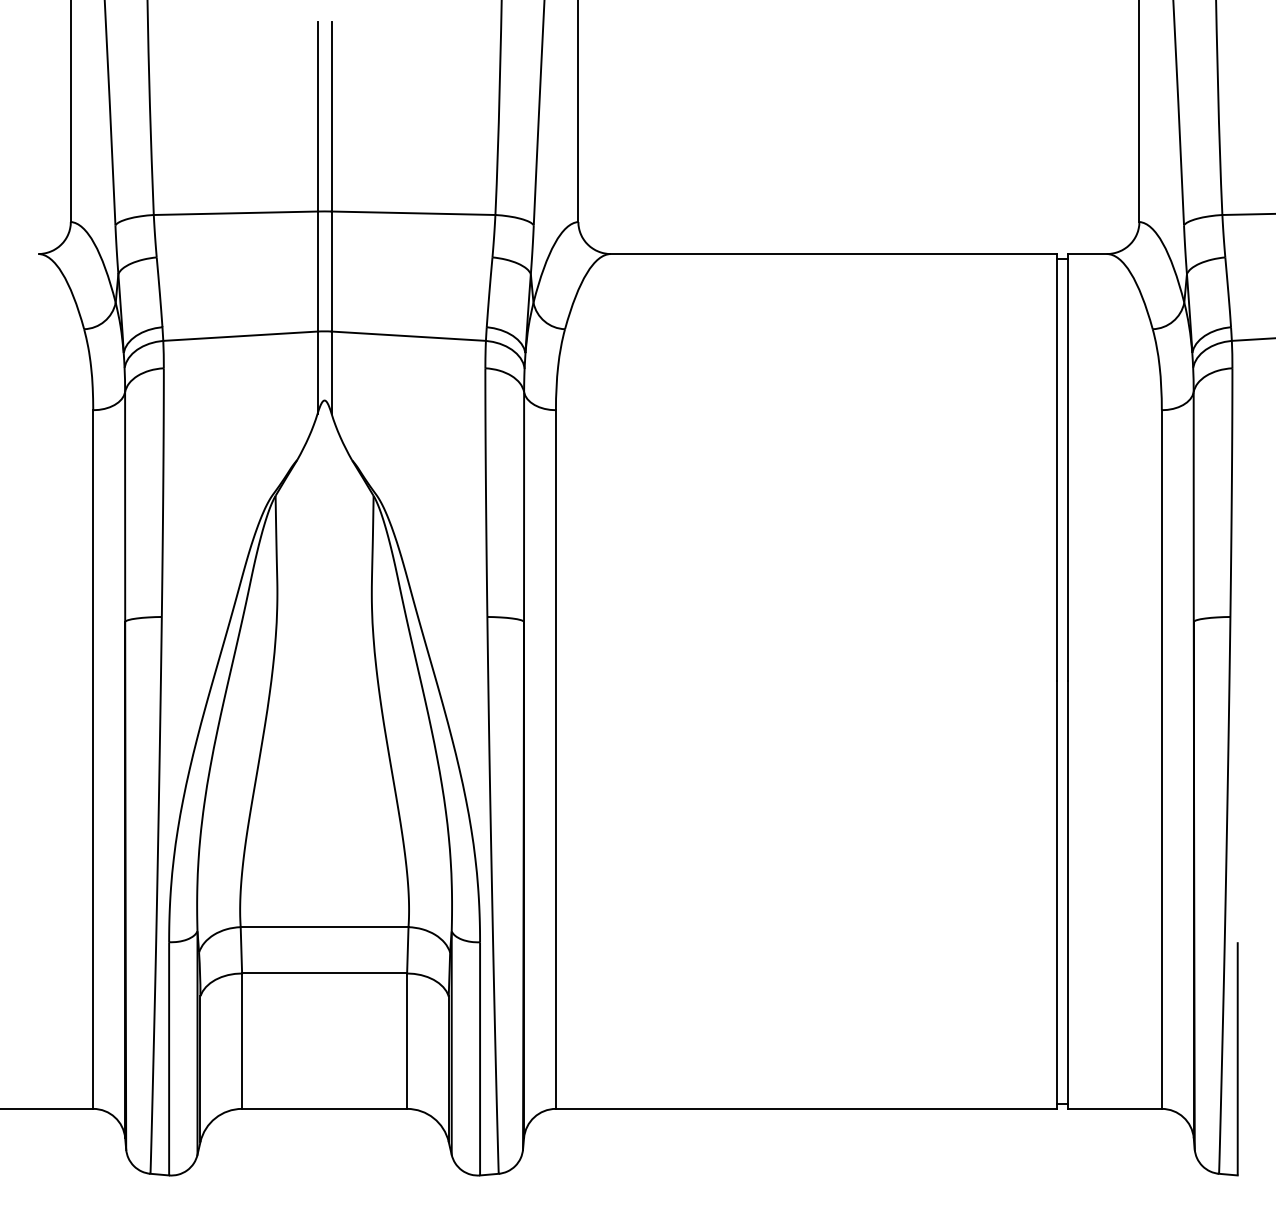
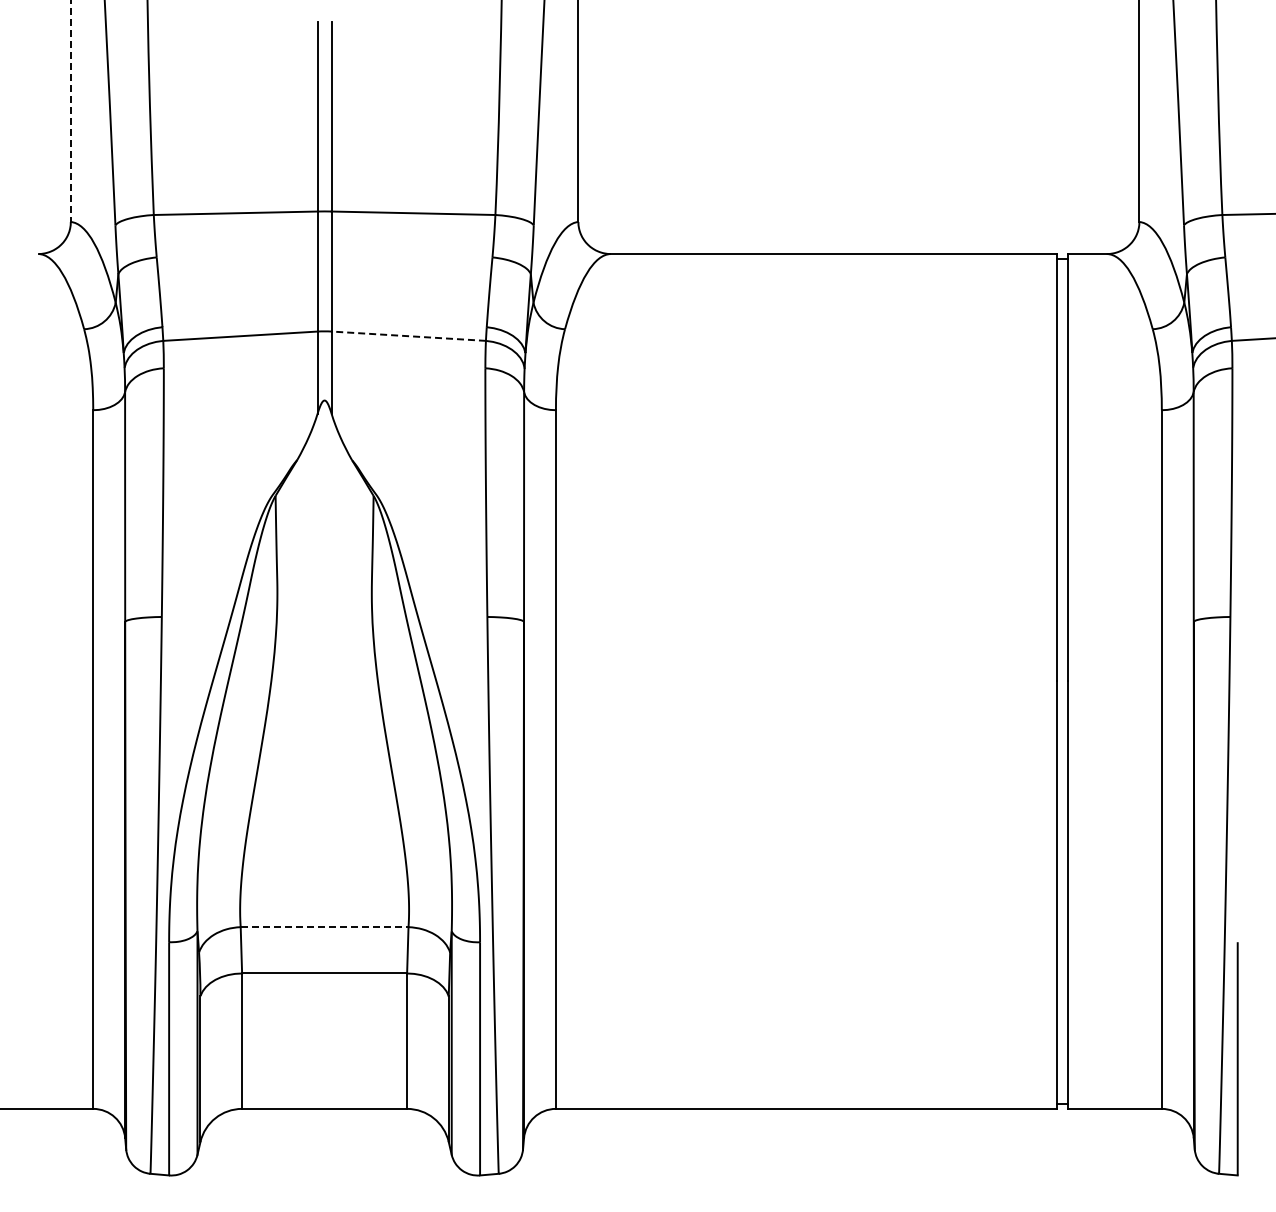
line: solid -> dashed (70, 111)
line: solid -> dashed (408, 336)
line: solid -> dashed (324, 927)
